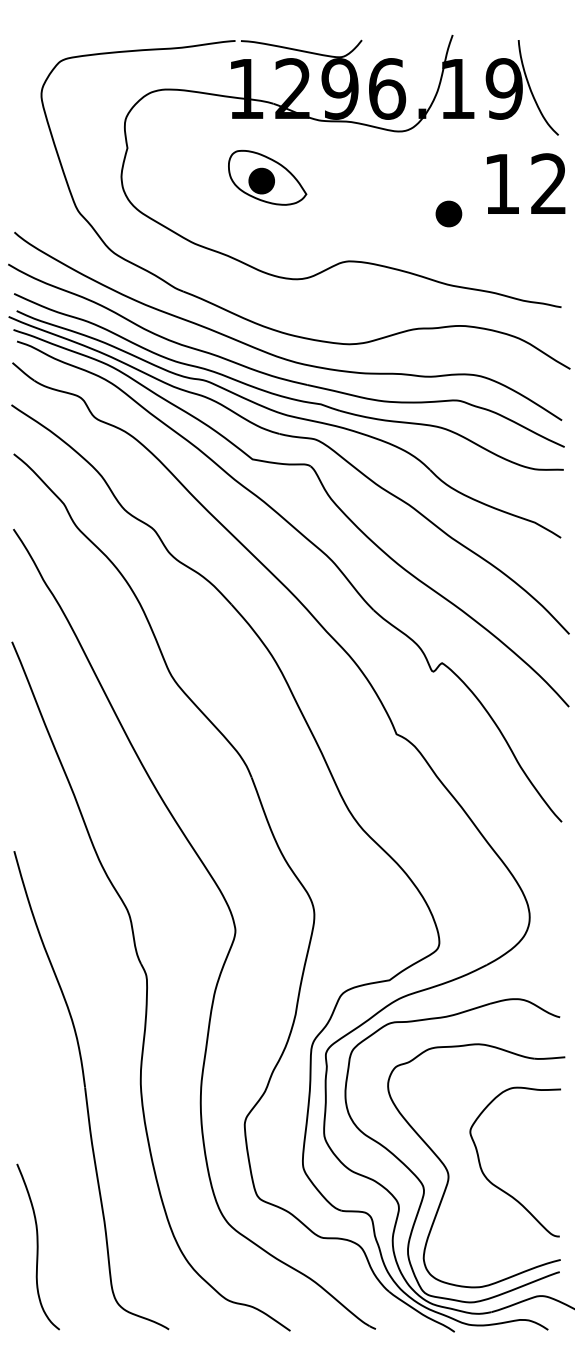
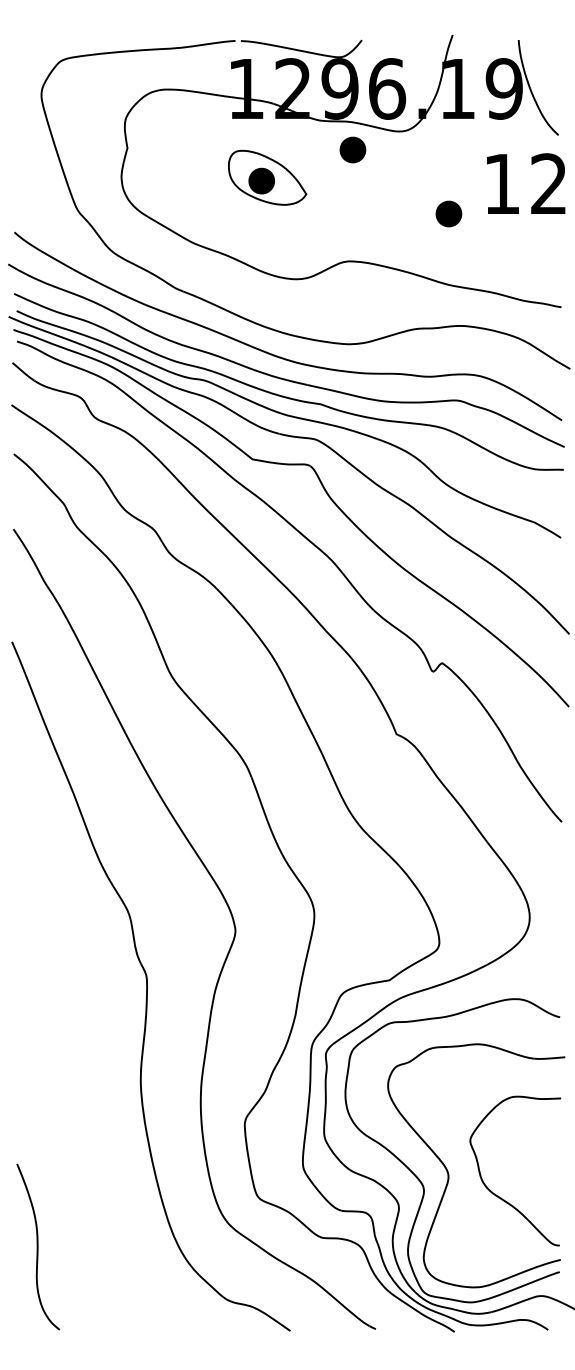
part: none -> present (352, 149)
part: present -> none (91, 1090)
curve position: (498, 1186) -> (498, 1195) (498, 1195)
